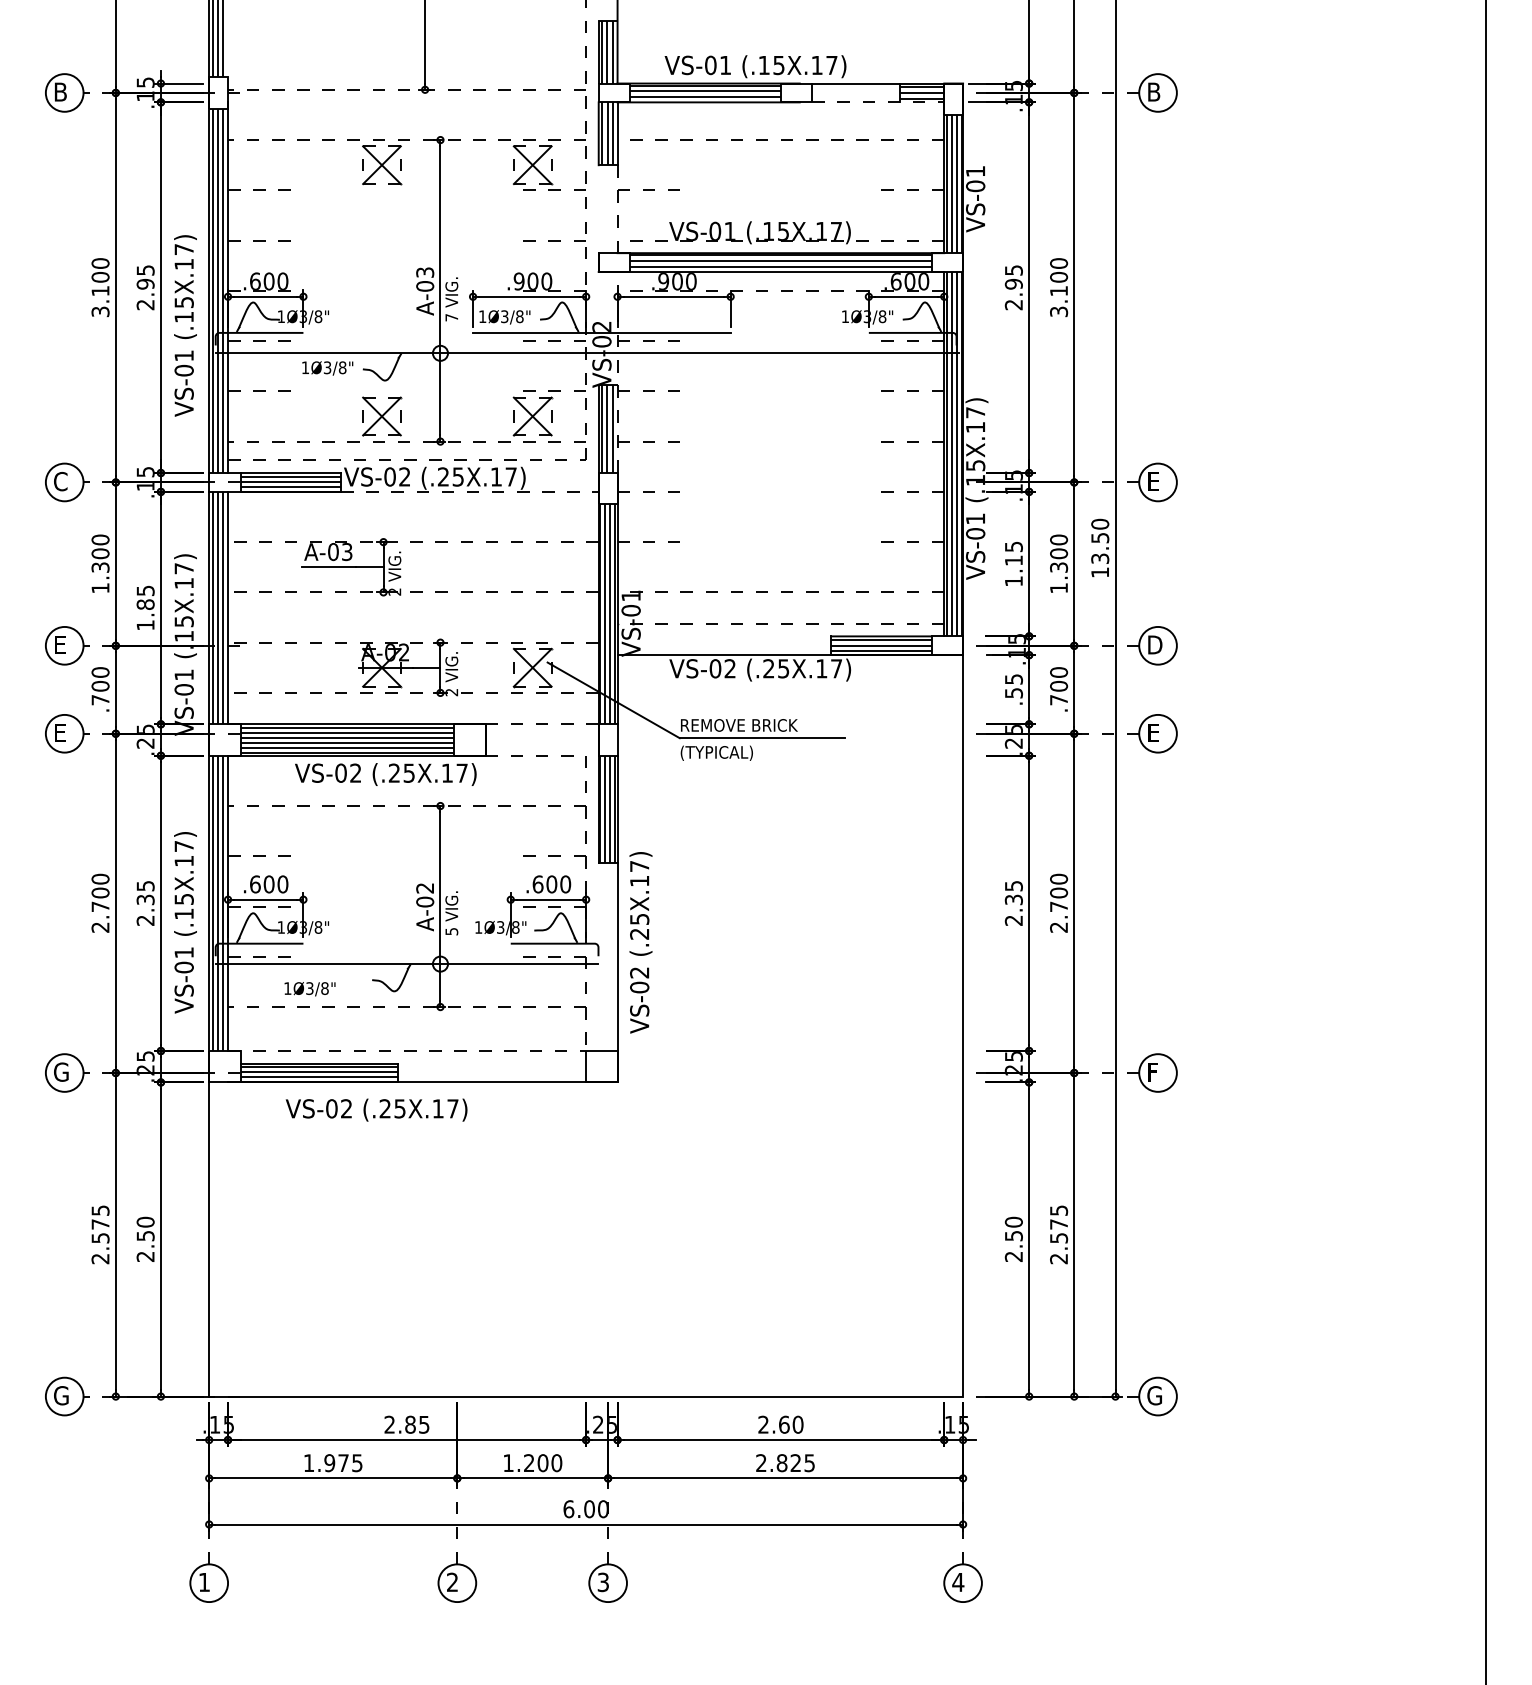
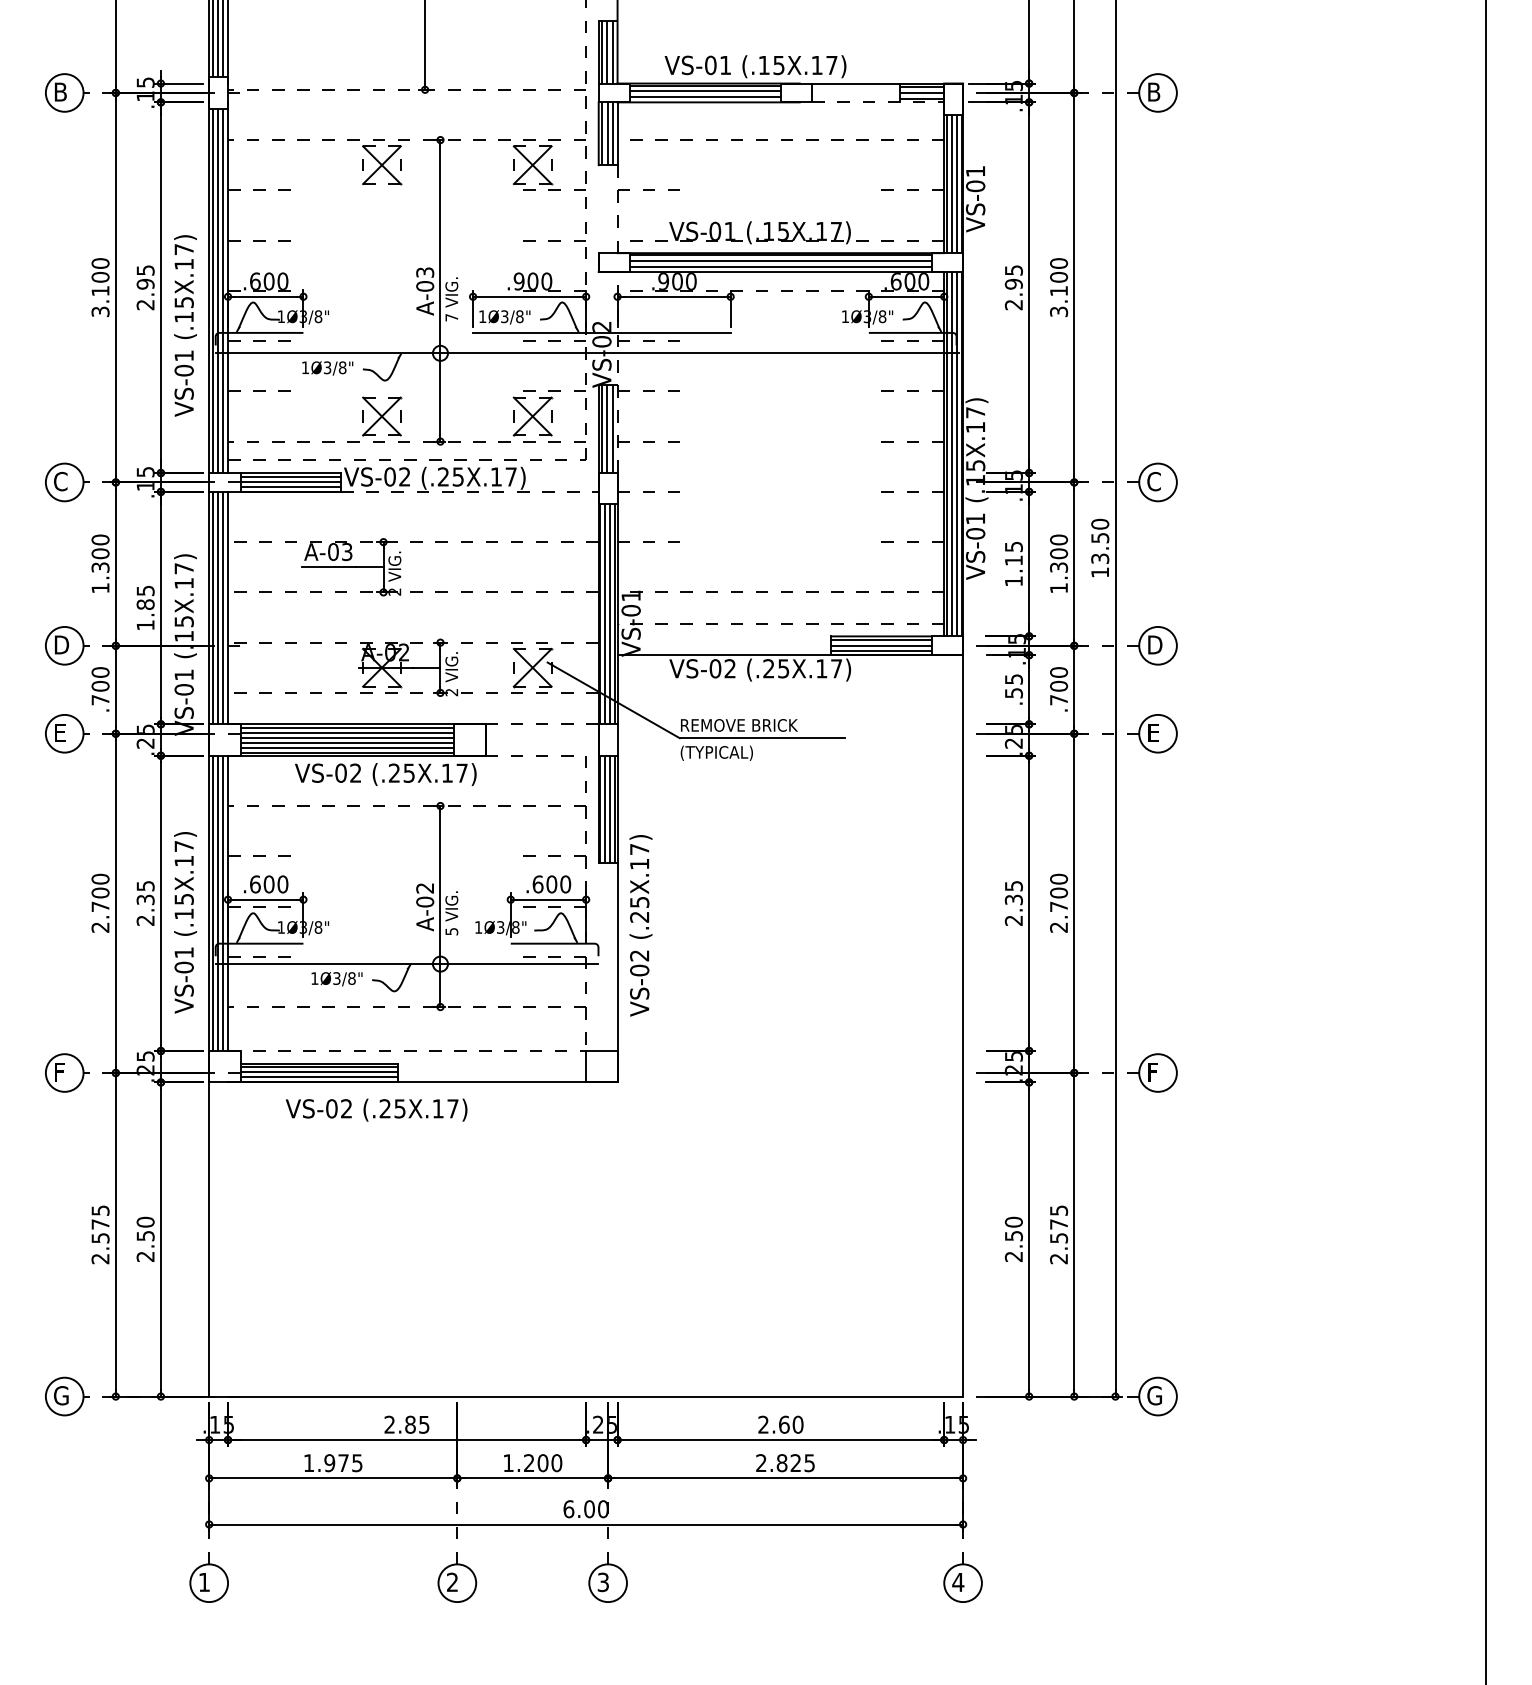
line: none -> present (228, 42)
text: E -> C (1153, 481)
text: E -> D (61, 644)
text position: (640, 942) -> (640, 925) (640, 925)
text position: (309, 989) -> (336, 979) (336, 979)
text: G -> F (61, 1071)
